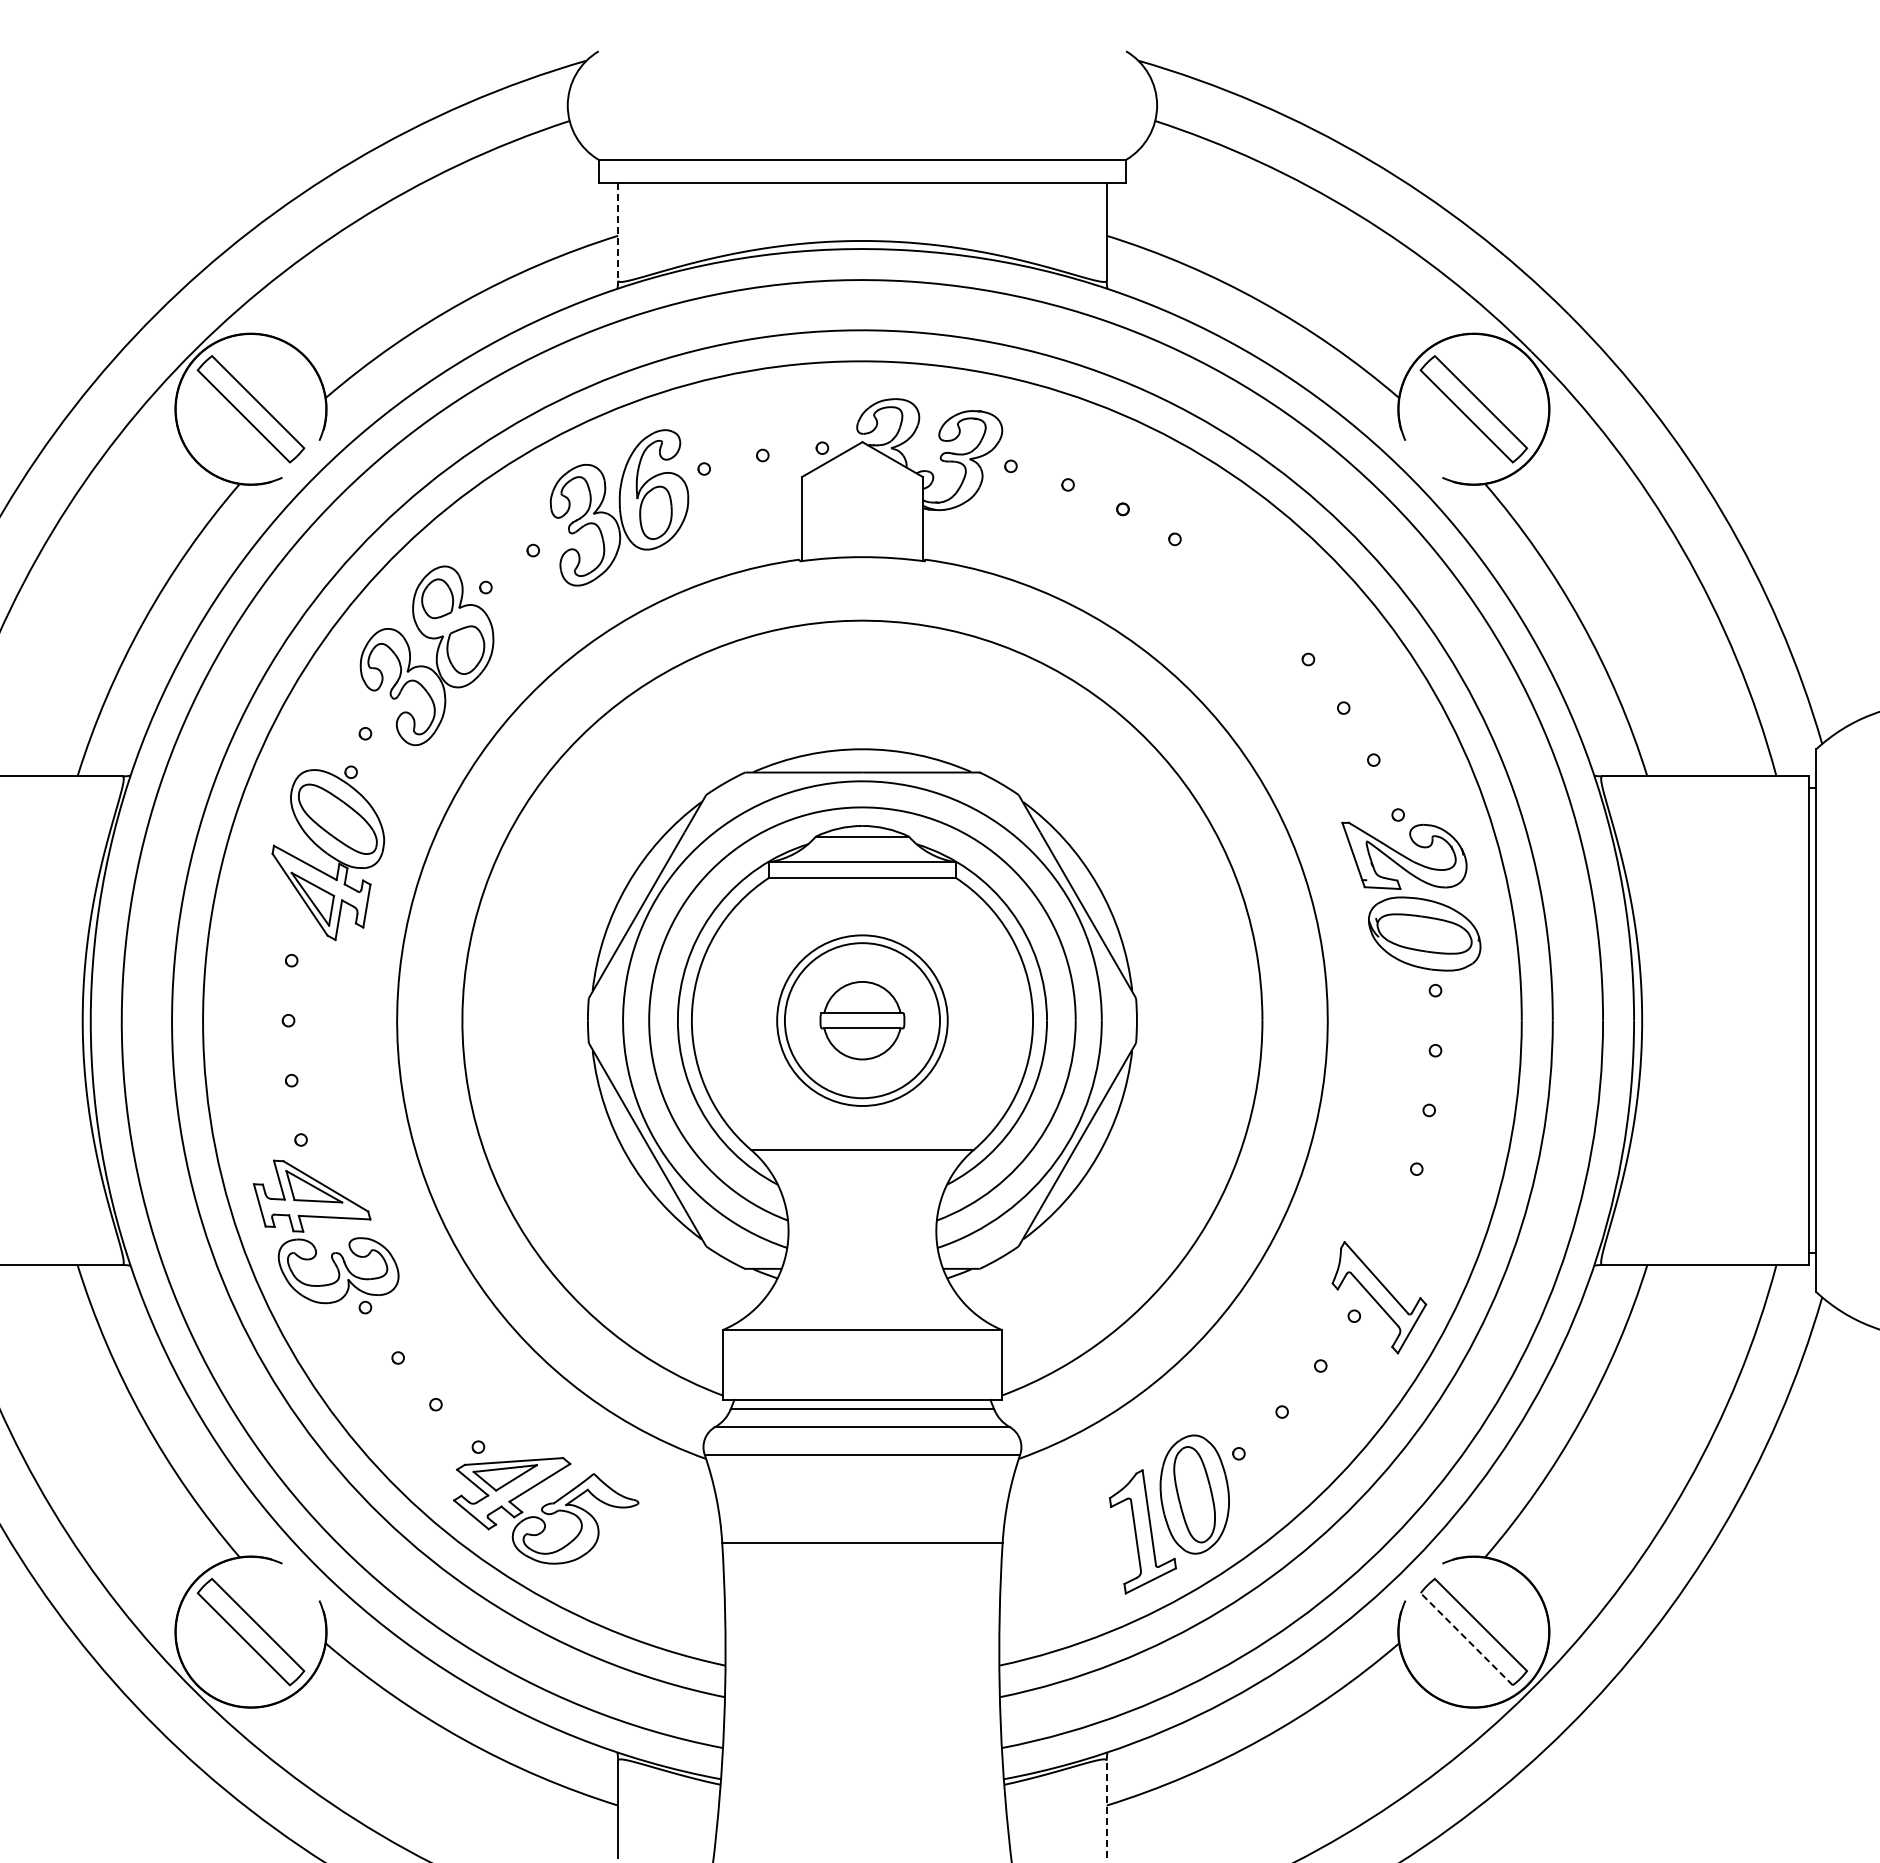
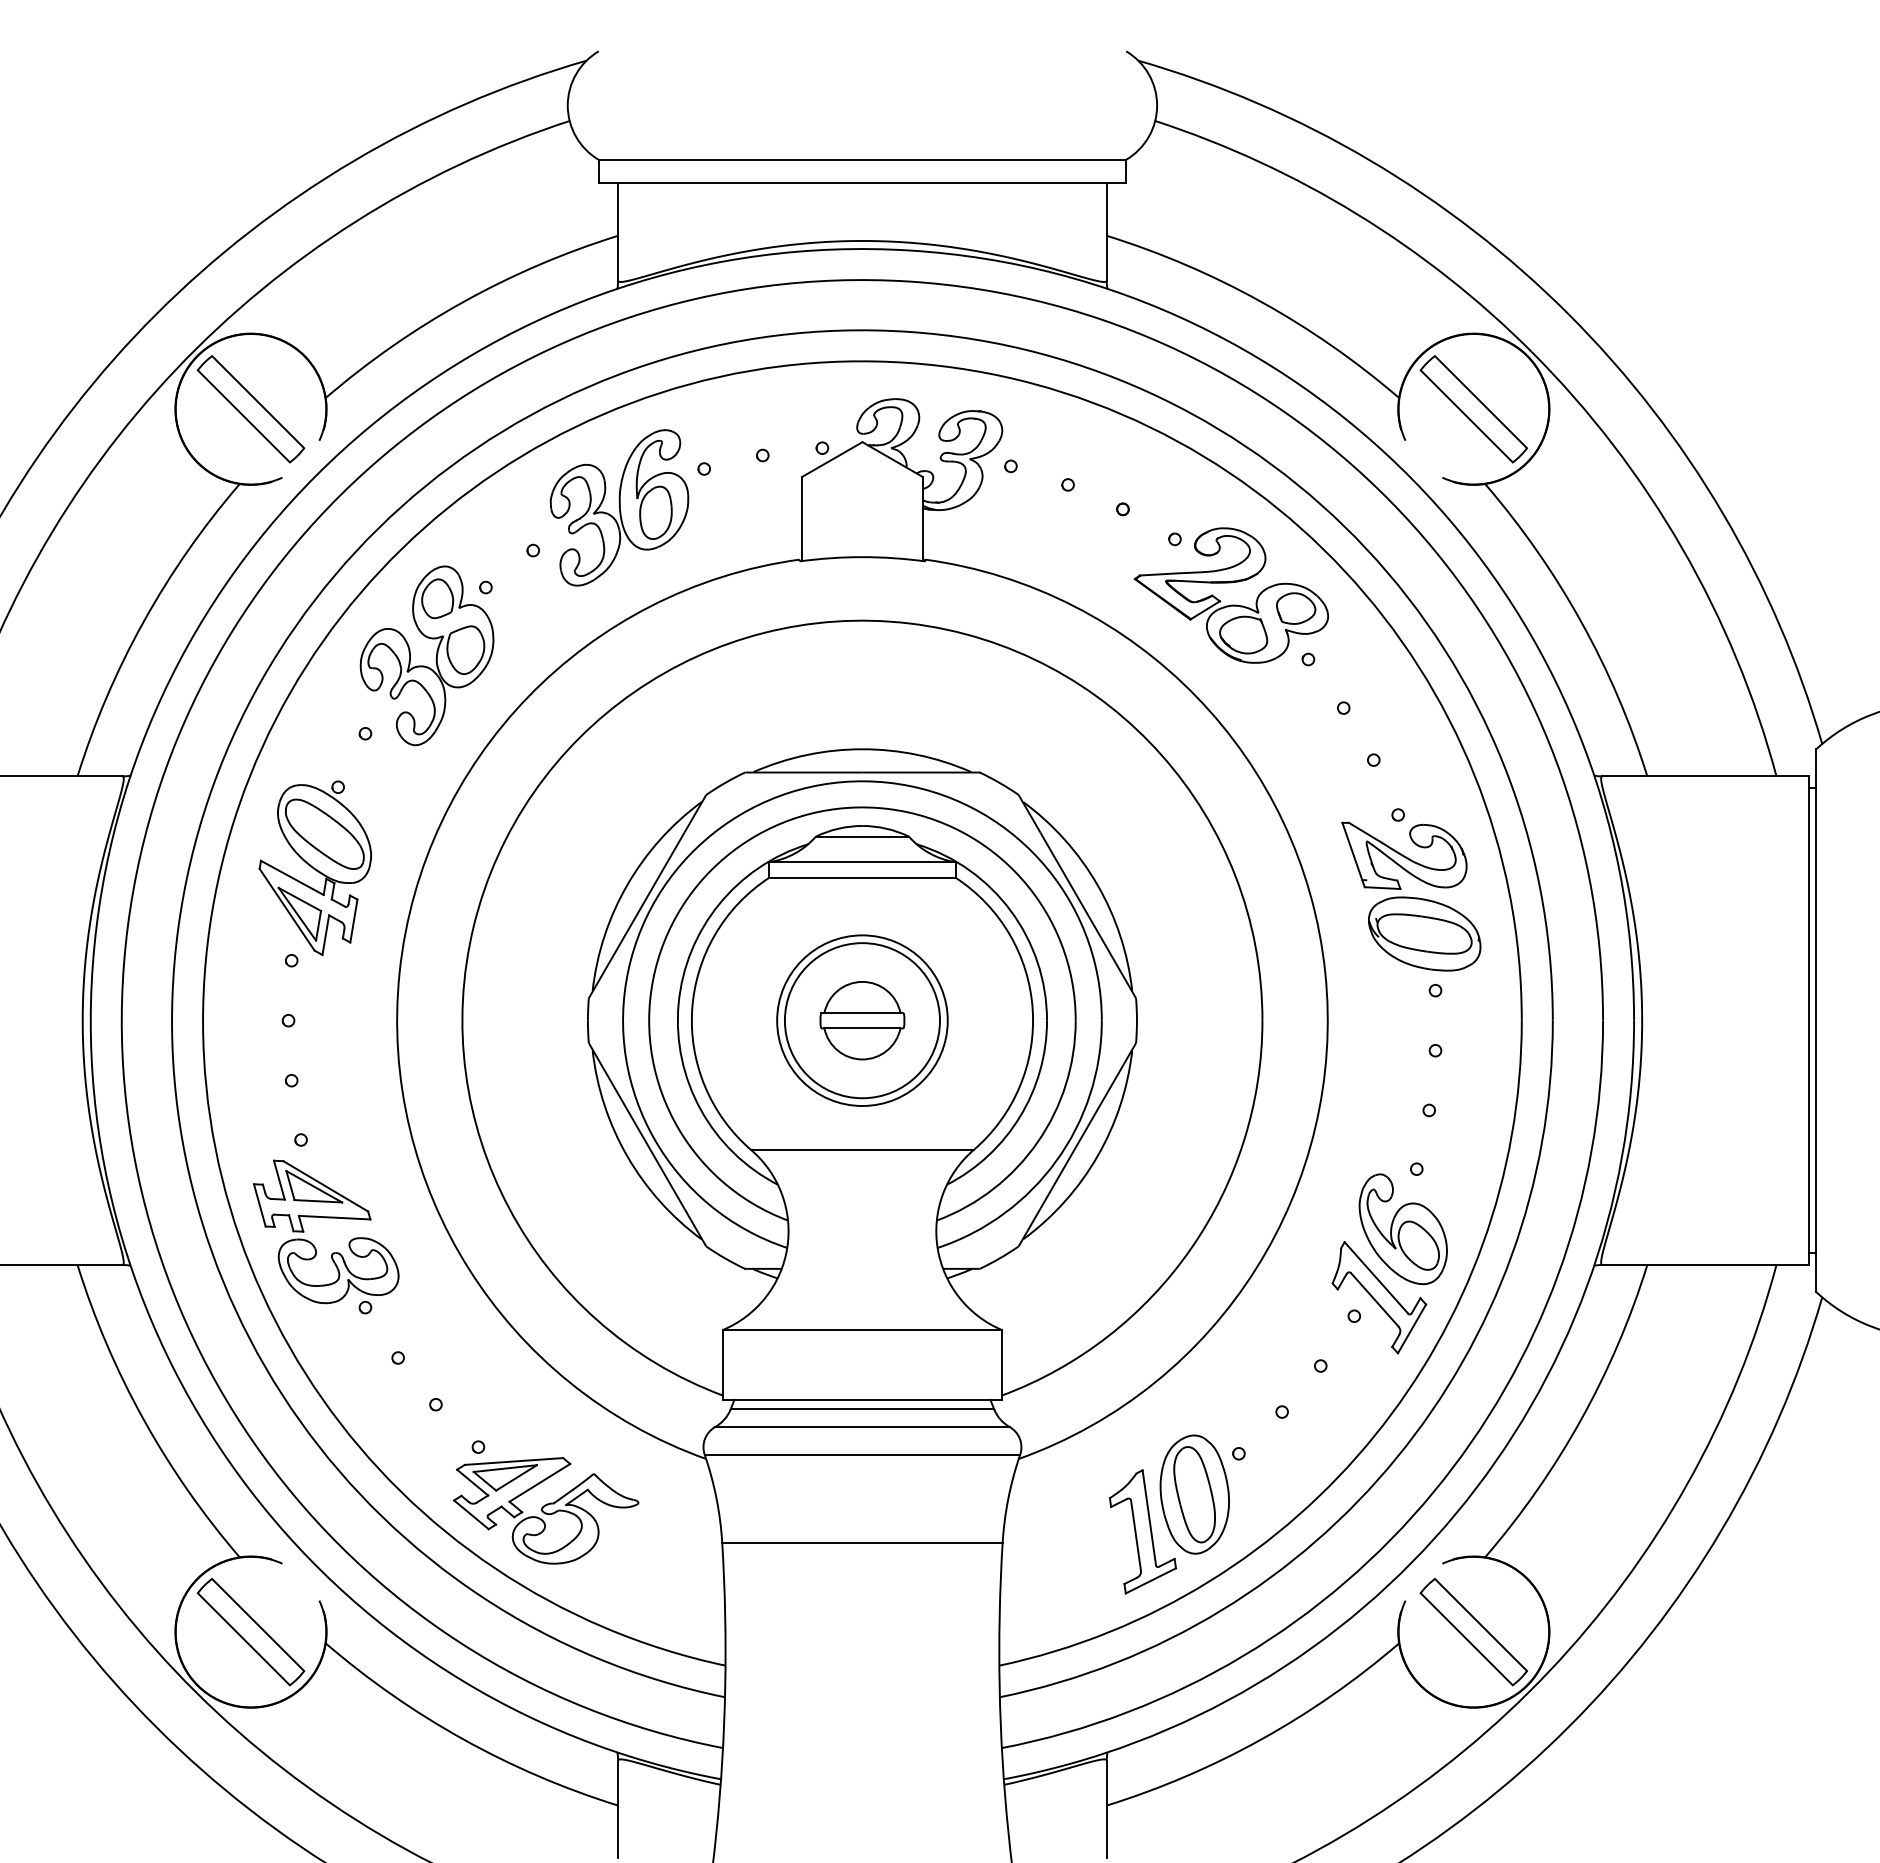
line: dashed -> solid (618, 232)
part: none -> present (1231, 604)
part position: (328, 852) -> (315, 867) (315, 867)
part: none -> present (1402, 1229)
line: dashed -> solid (1466, 1638)
line: dashed -> solid (1106, 1809)
